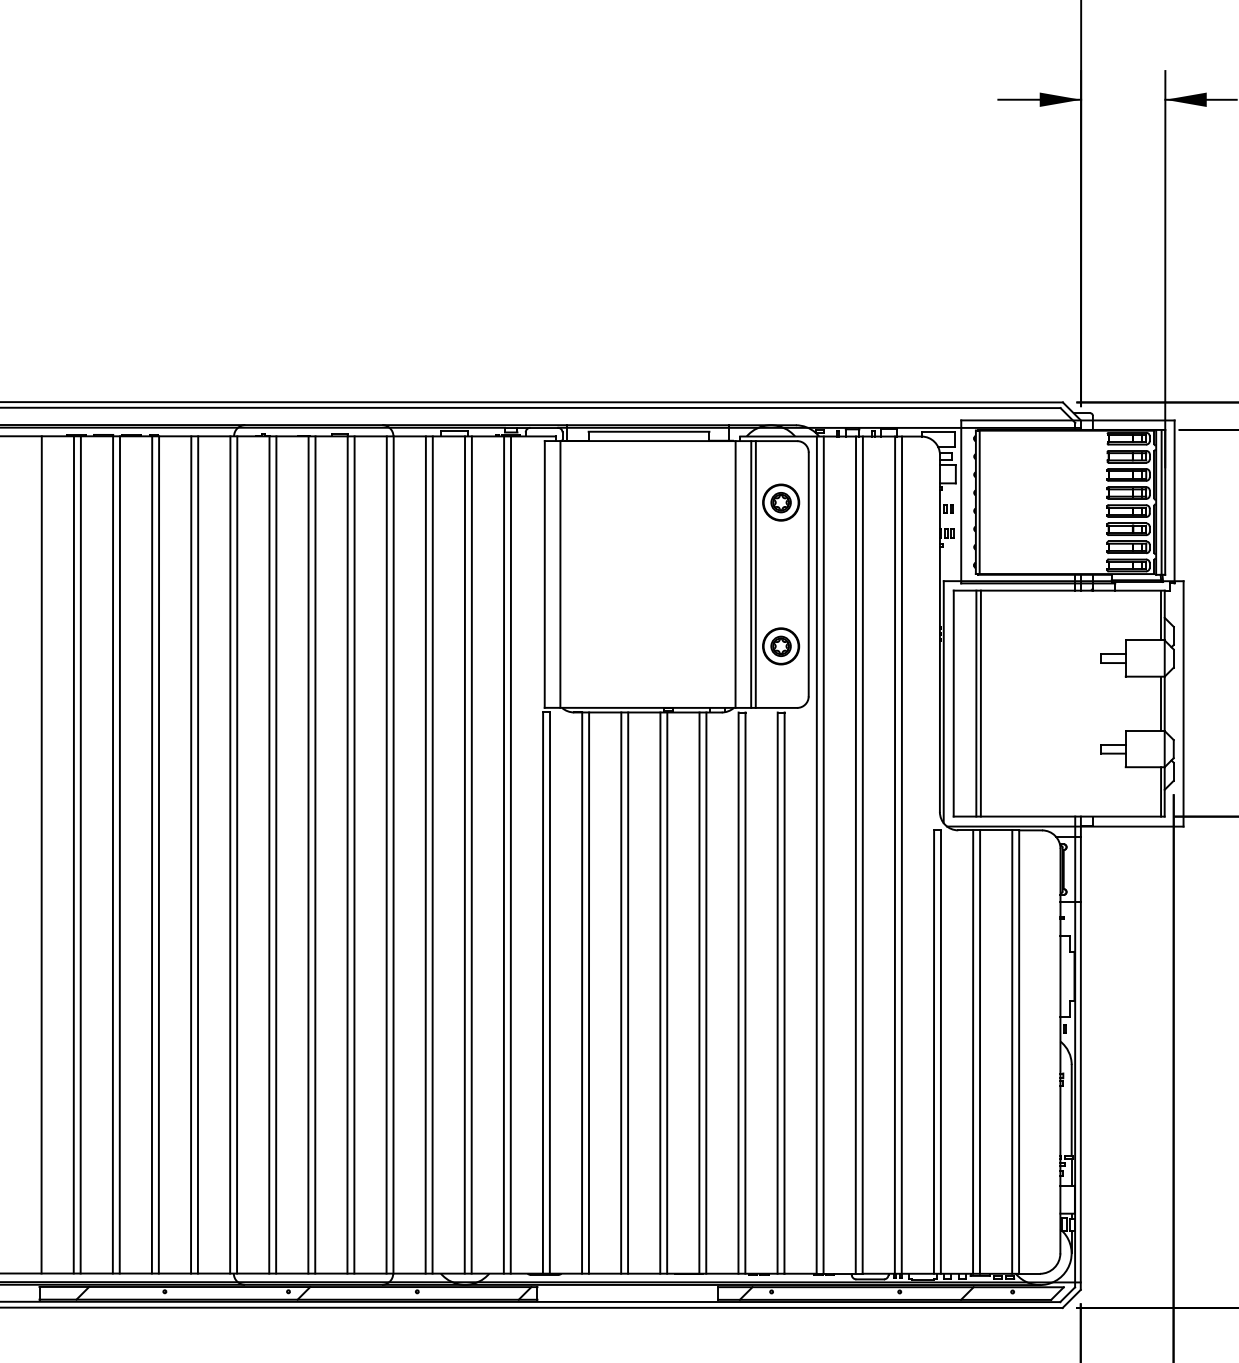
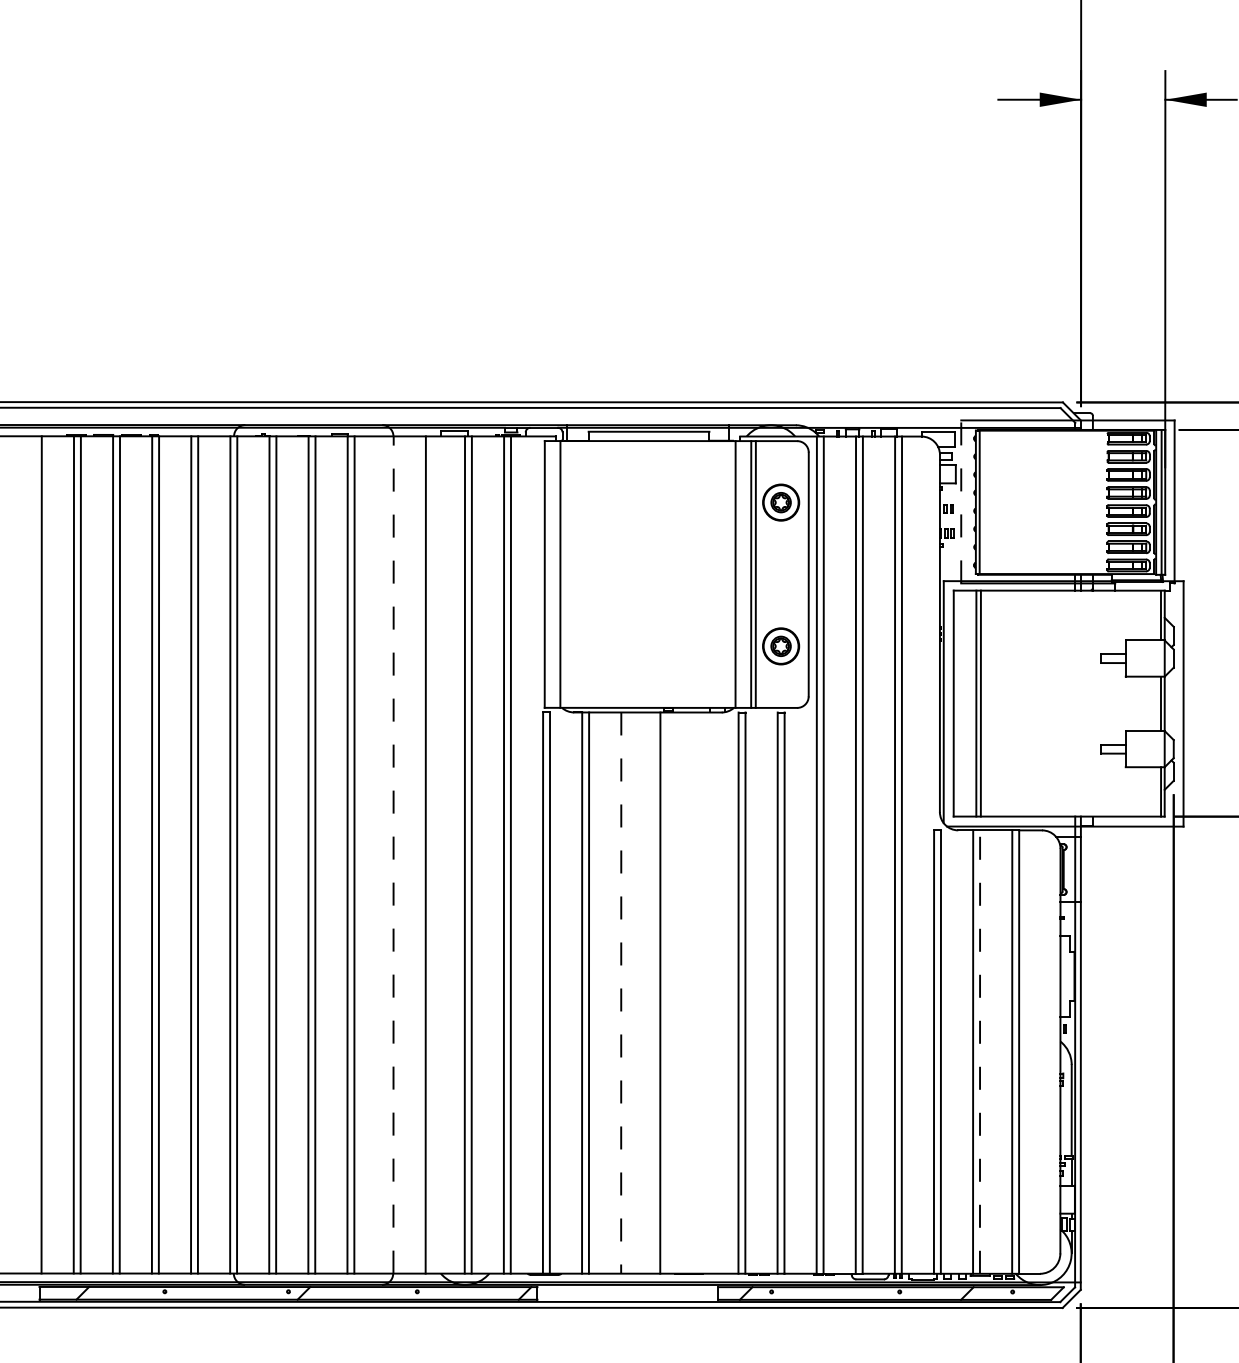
line: solid -> dashed (961, 501)
line: present -> none (386, 854)
line: present -> none (432, 854)
line: solid -> dashed (393, 855)
line: present -> none (628, 992)
line: present -> none (667, 992)
line: present -> none (699, 992)
line: present -> none (706, 992)
line: solid -> dashed (621, 993)
line: solid -> dashed (980, 1052)
